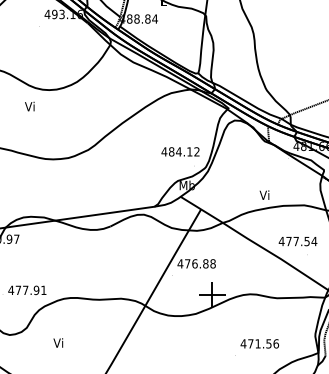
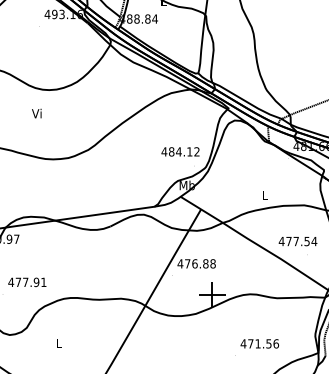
text position: (29, 106) -> (36, 113) (36, 113)
text: Vi -> L (264, 194)
text position: (27, 290) -> (27, 282) (27, 282)
text: Vi -> L (58, 342)
